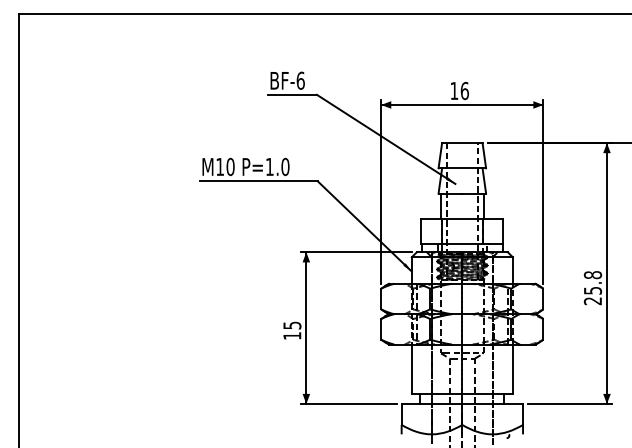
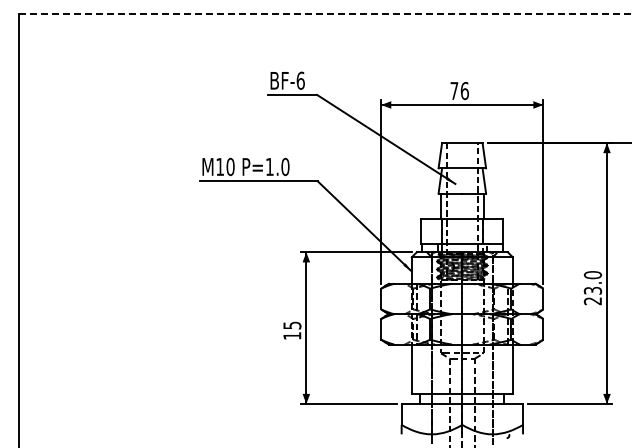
line: solid -> dashed (325, 13)
text: 16 -> 76 (454, 90)
text: 25.8 -> 23.0 (592, 282)
